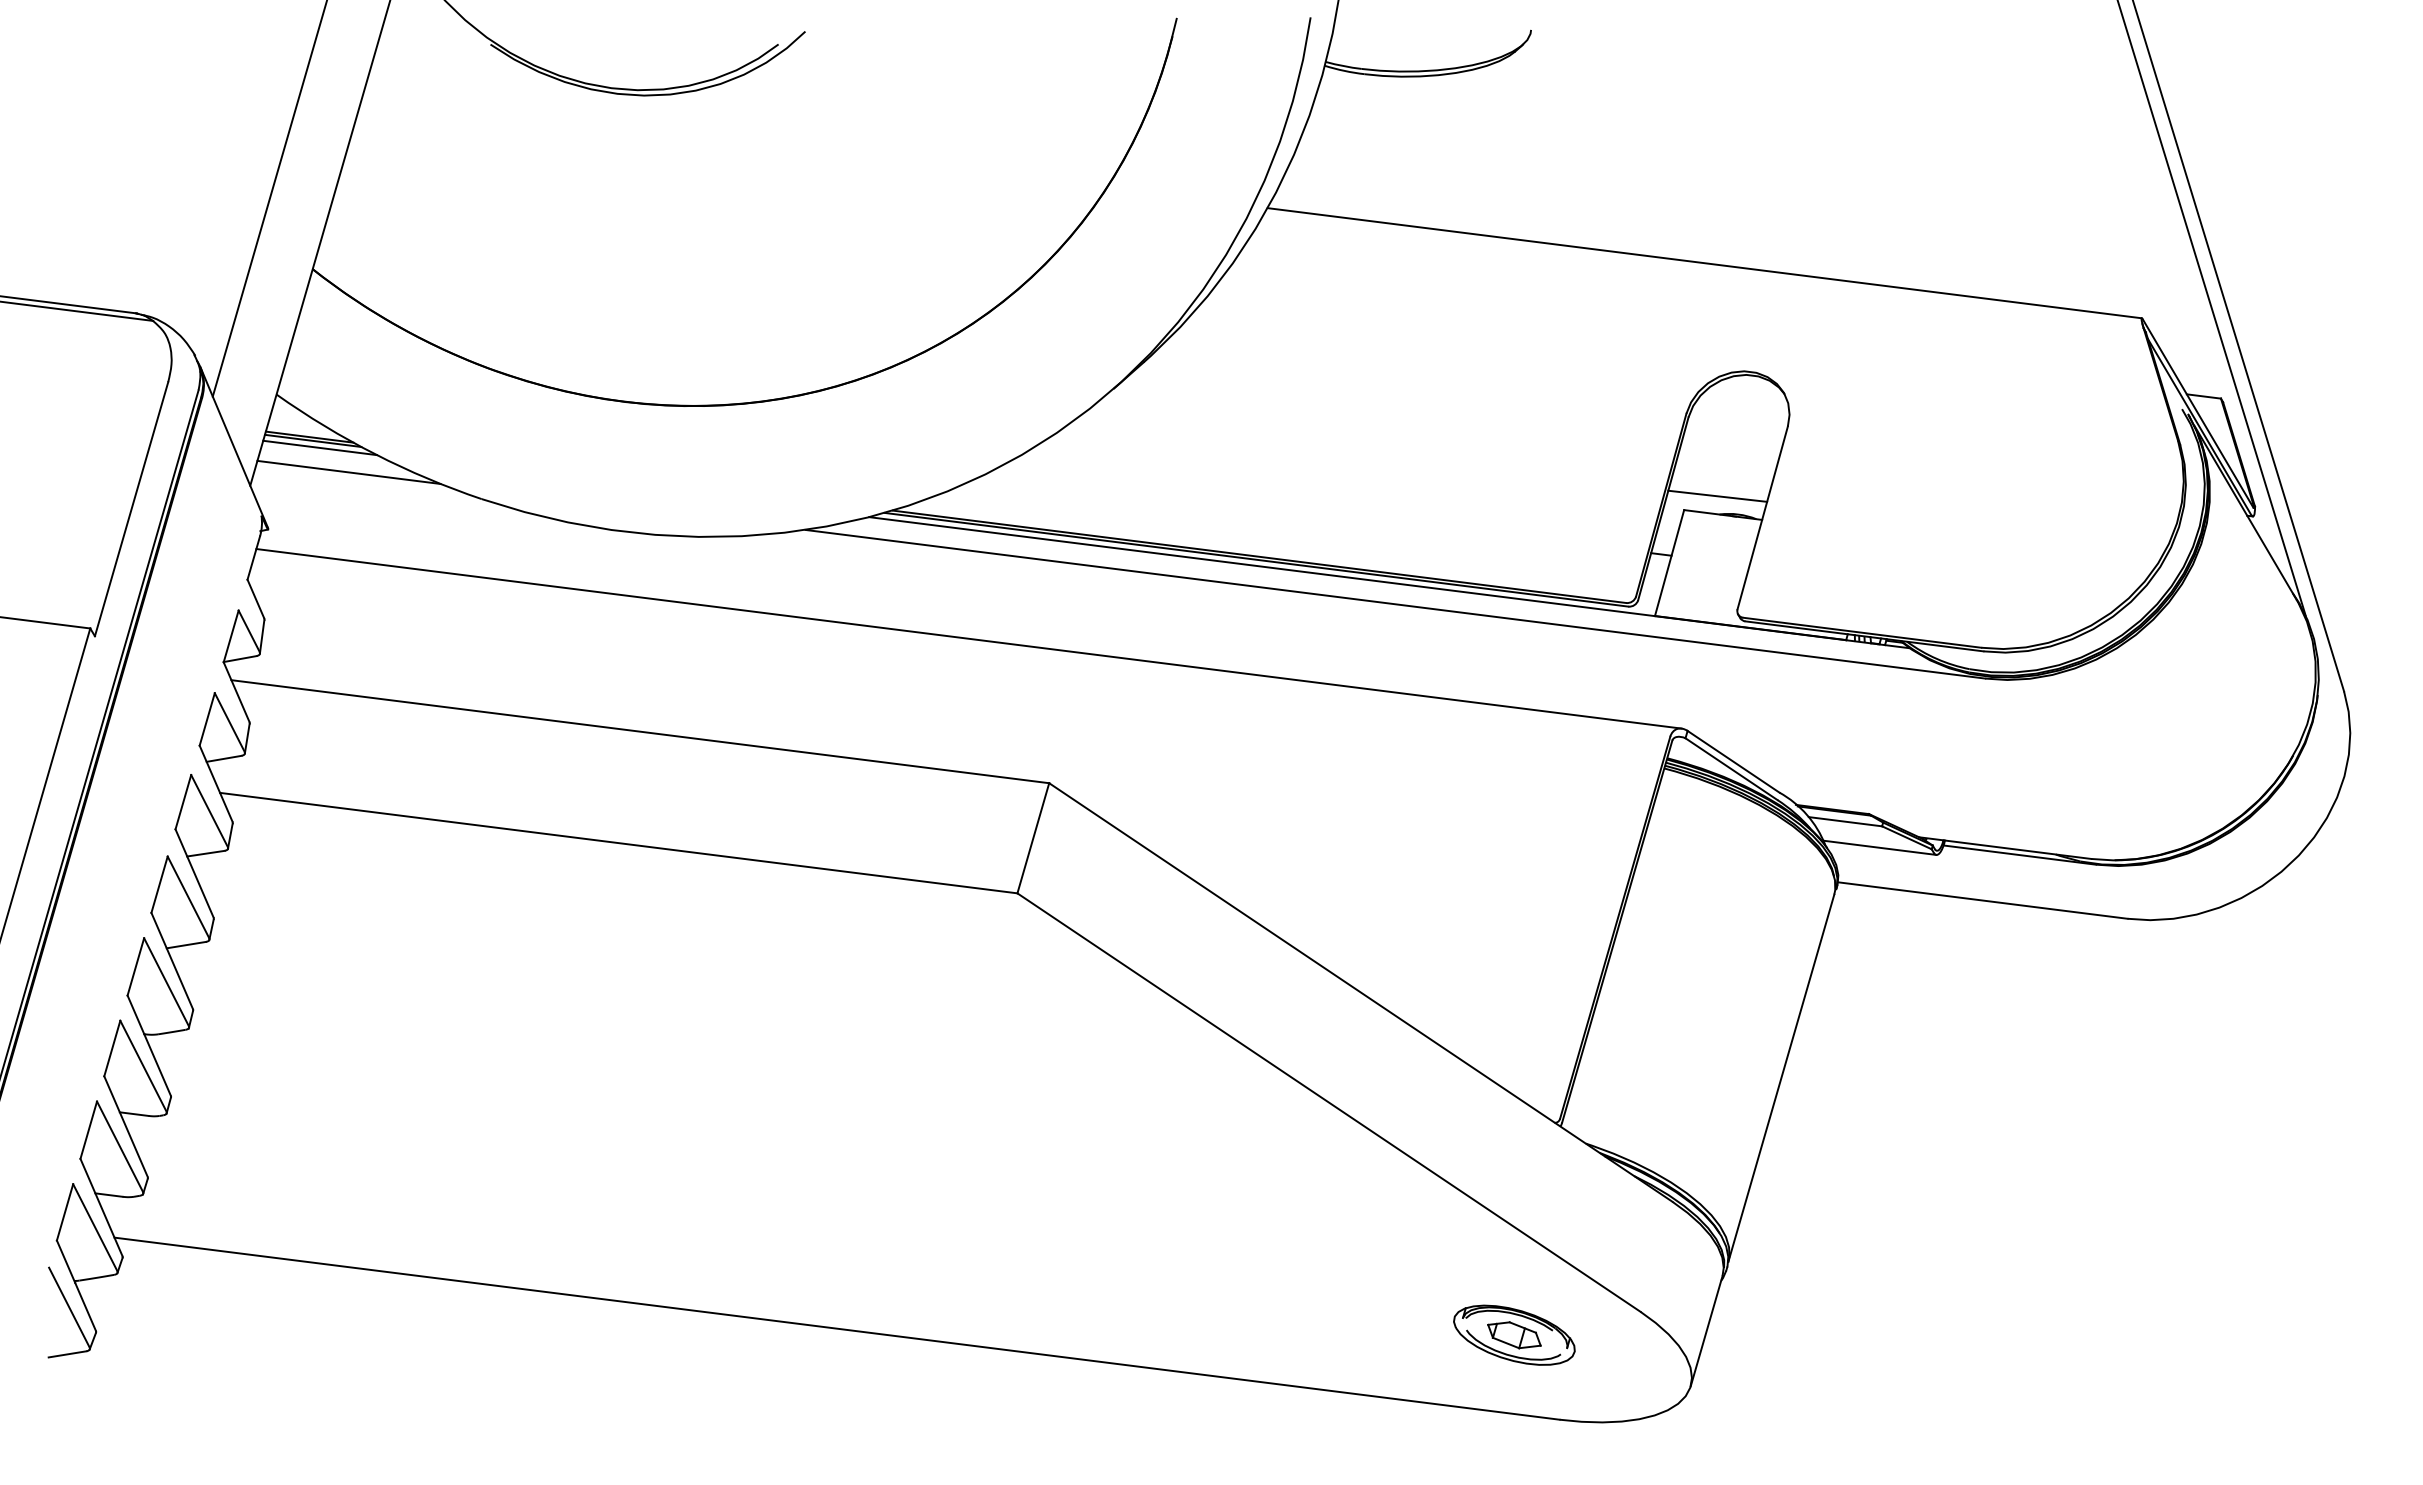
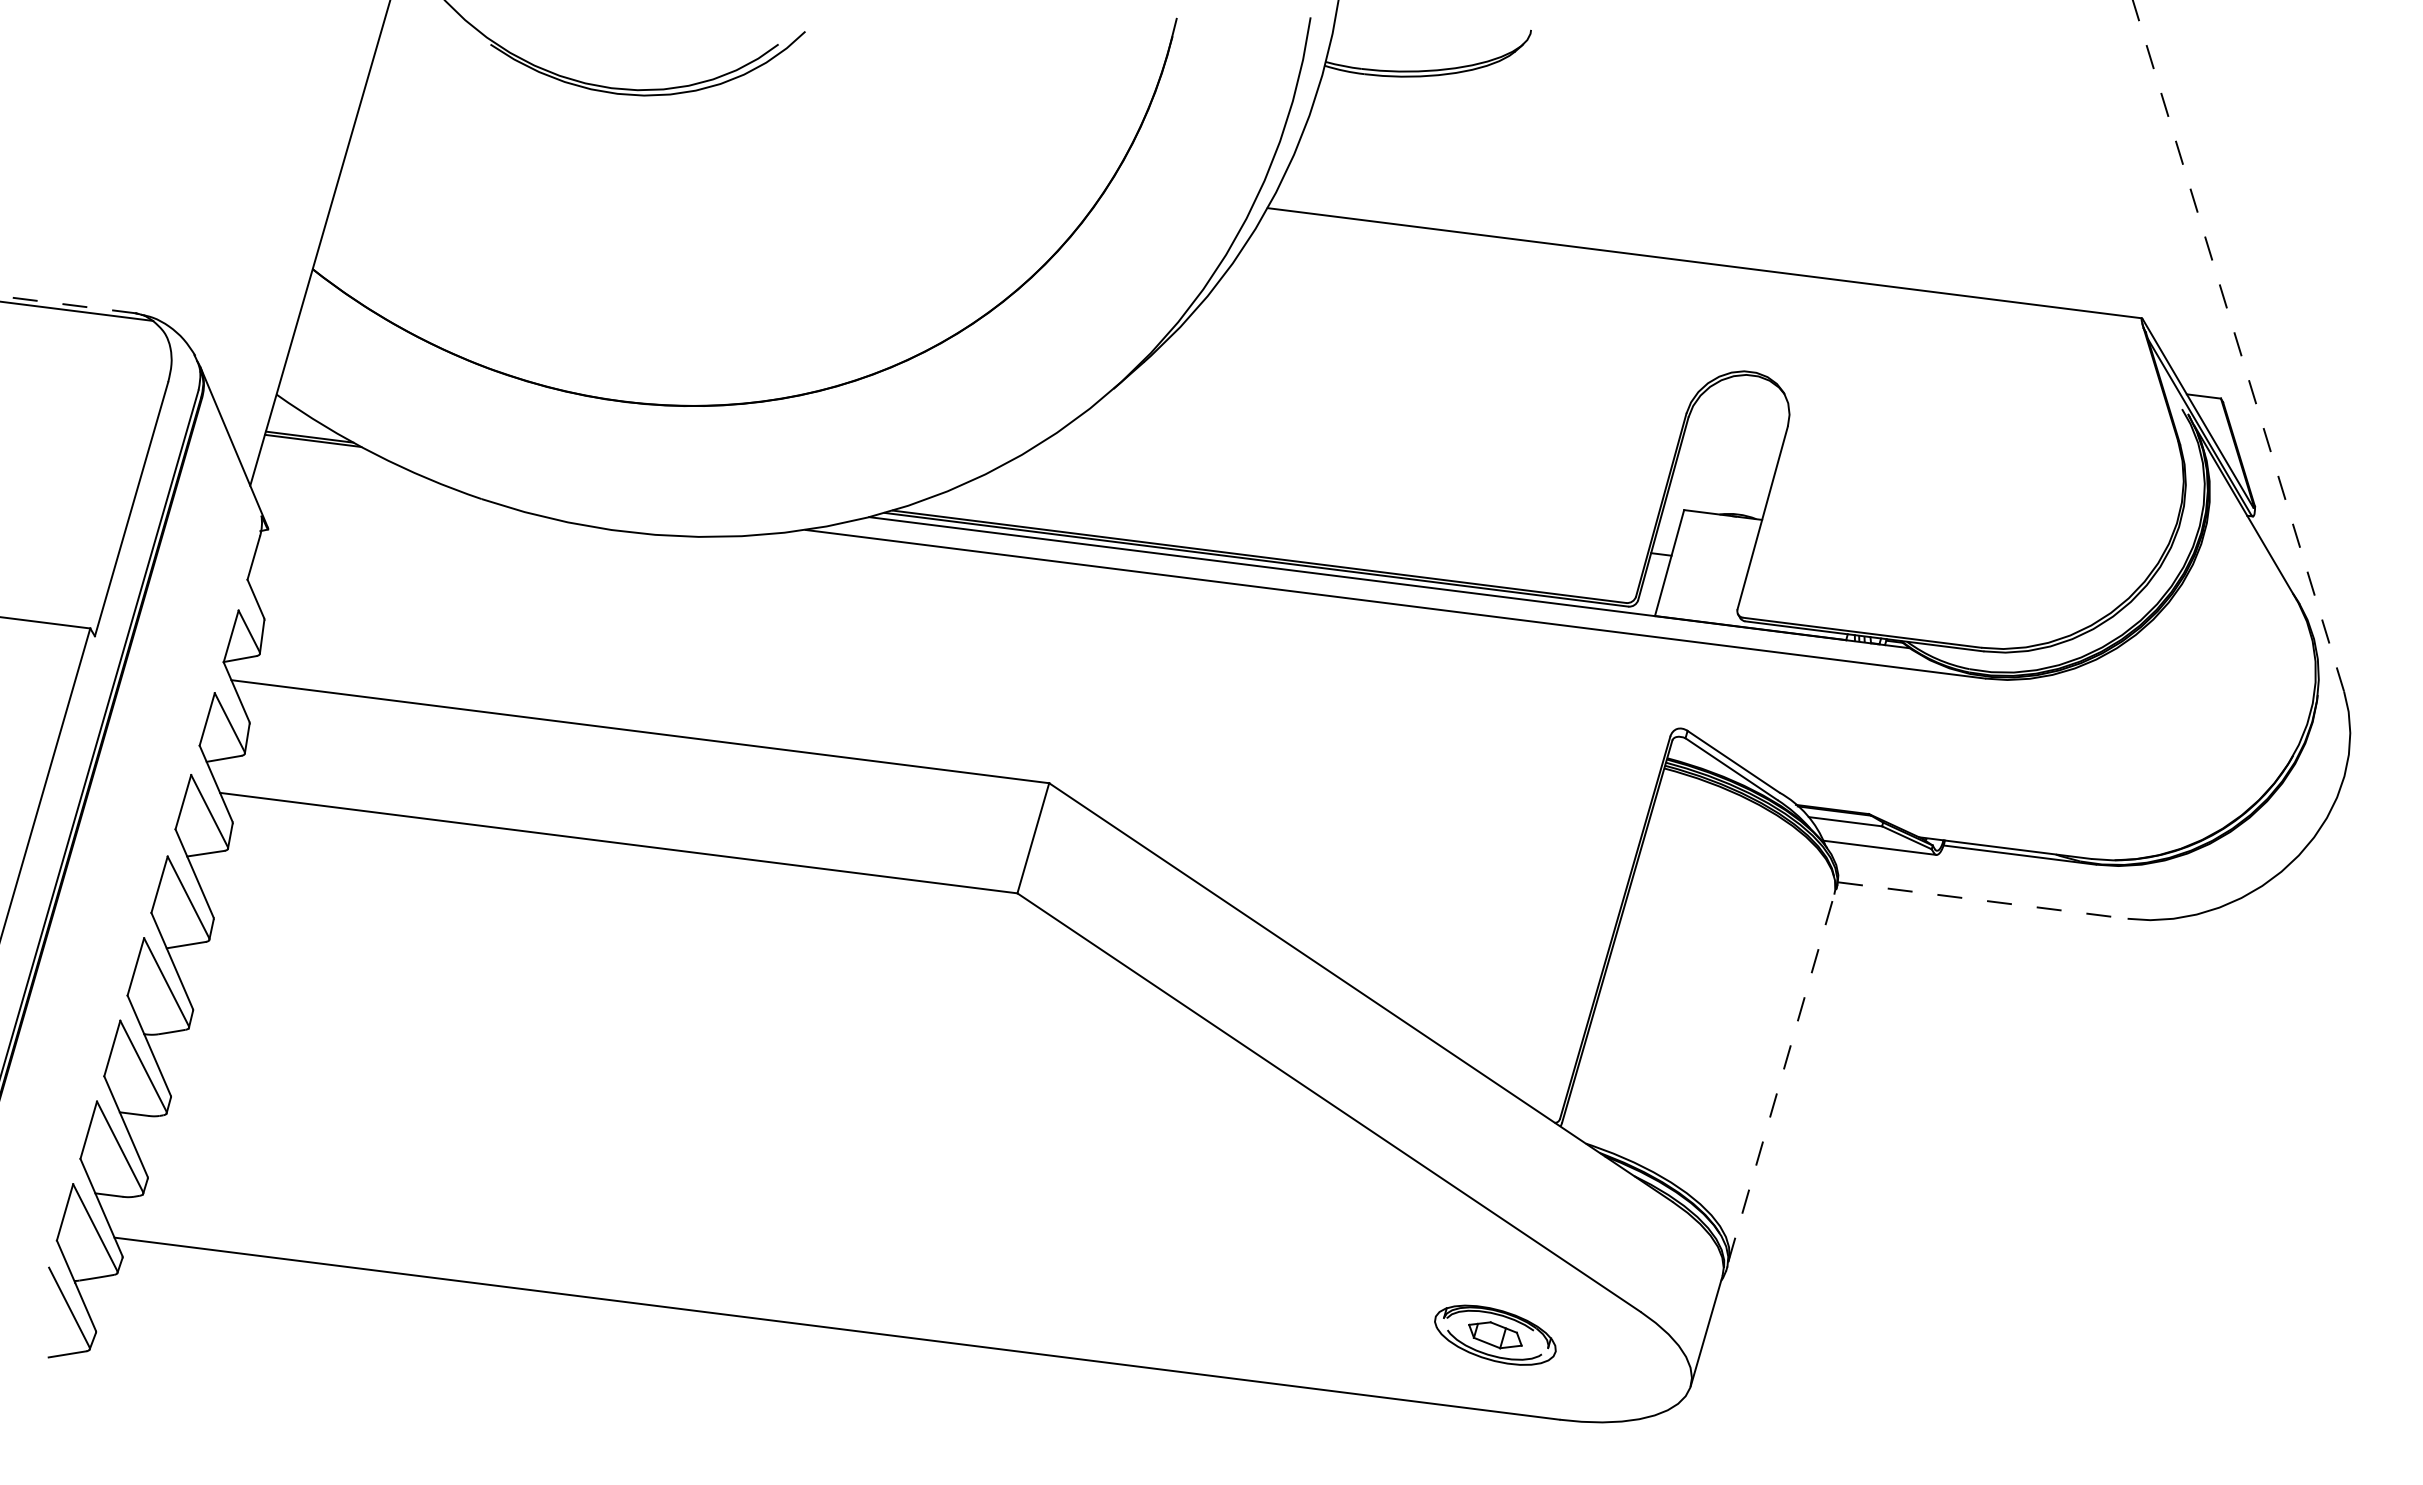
line: present -> none (269, 199)
line: solid -> dashed (68, 304)
line: present -> none (2211, 308)
line: solid -> dashed (2238, 345)
line: present -> none (319, 447)
line: present -> none (348, 471)
line: present -> none (1717, 495)
line: present -> none (968, 638)
line: solid -> dashed (1982, 900)
line: solid -> dashed (1781, 1077)
part position: (1514, 1334) -> (1495, 1334) (1495, 1334)
